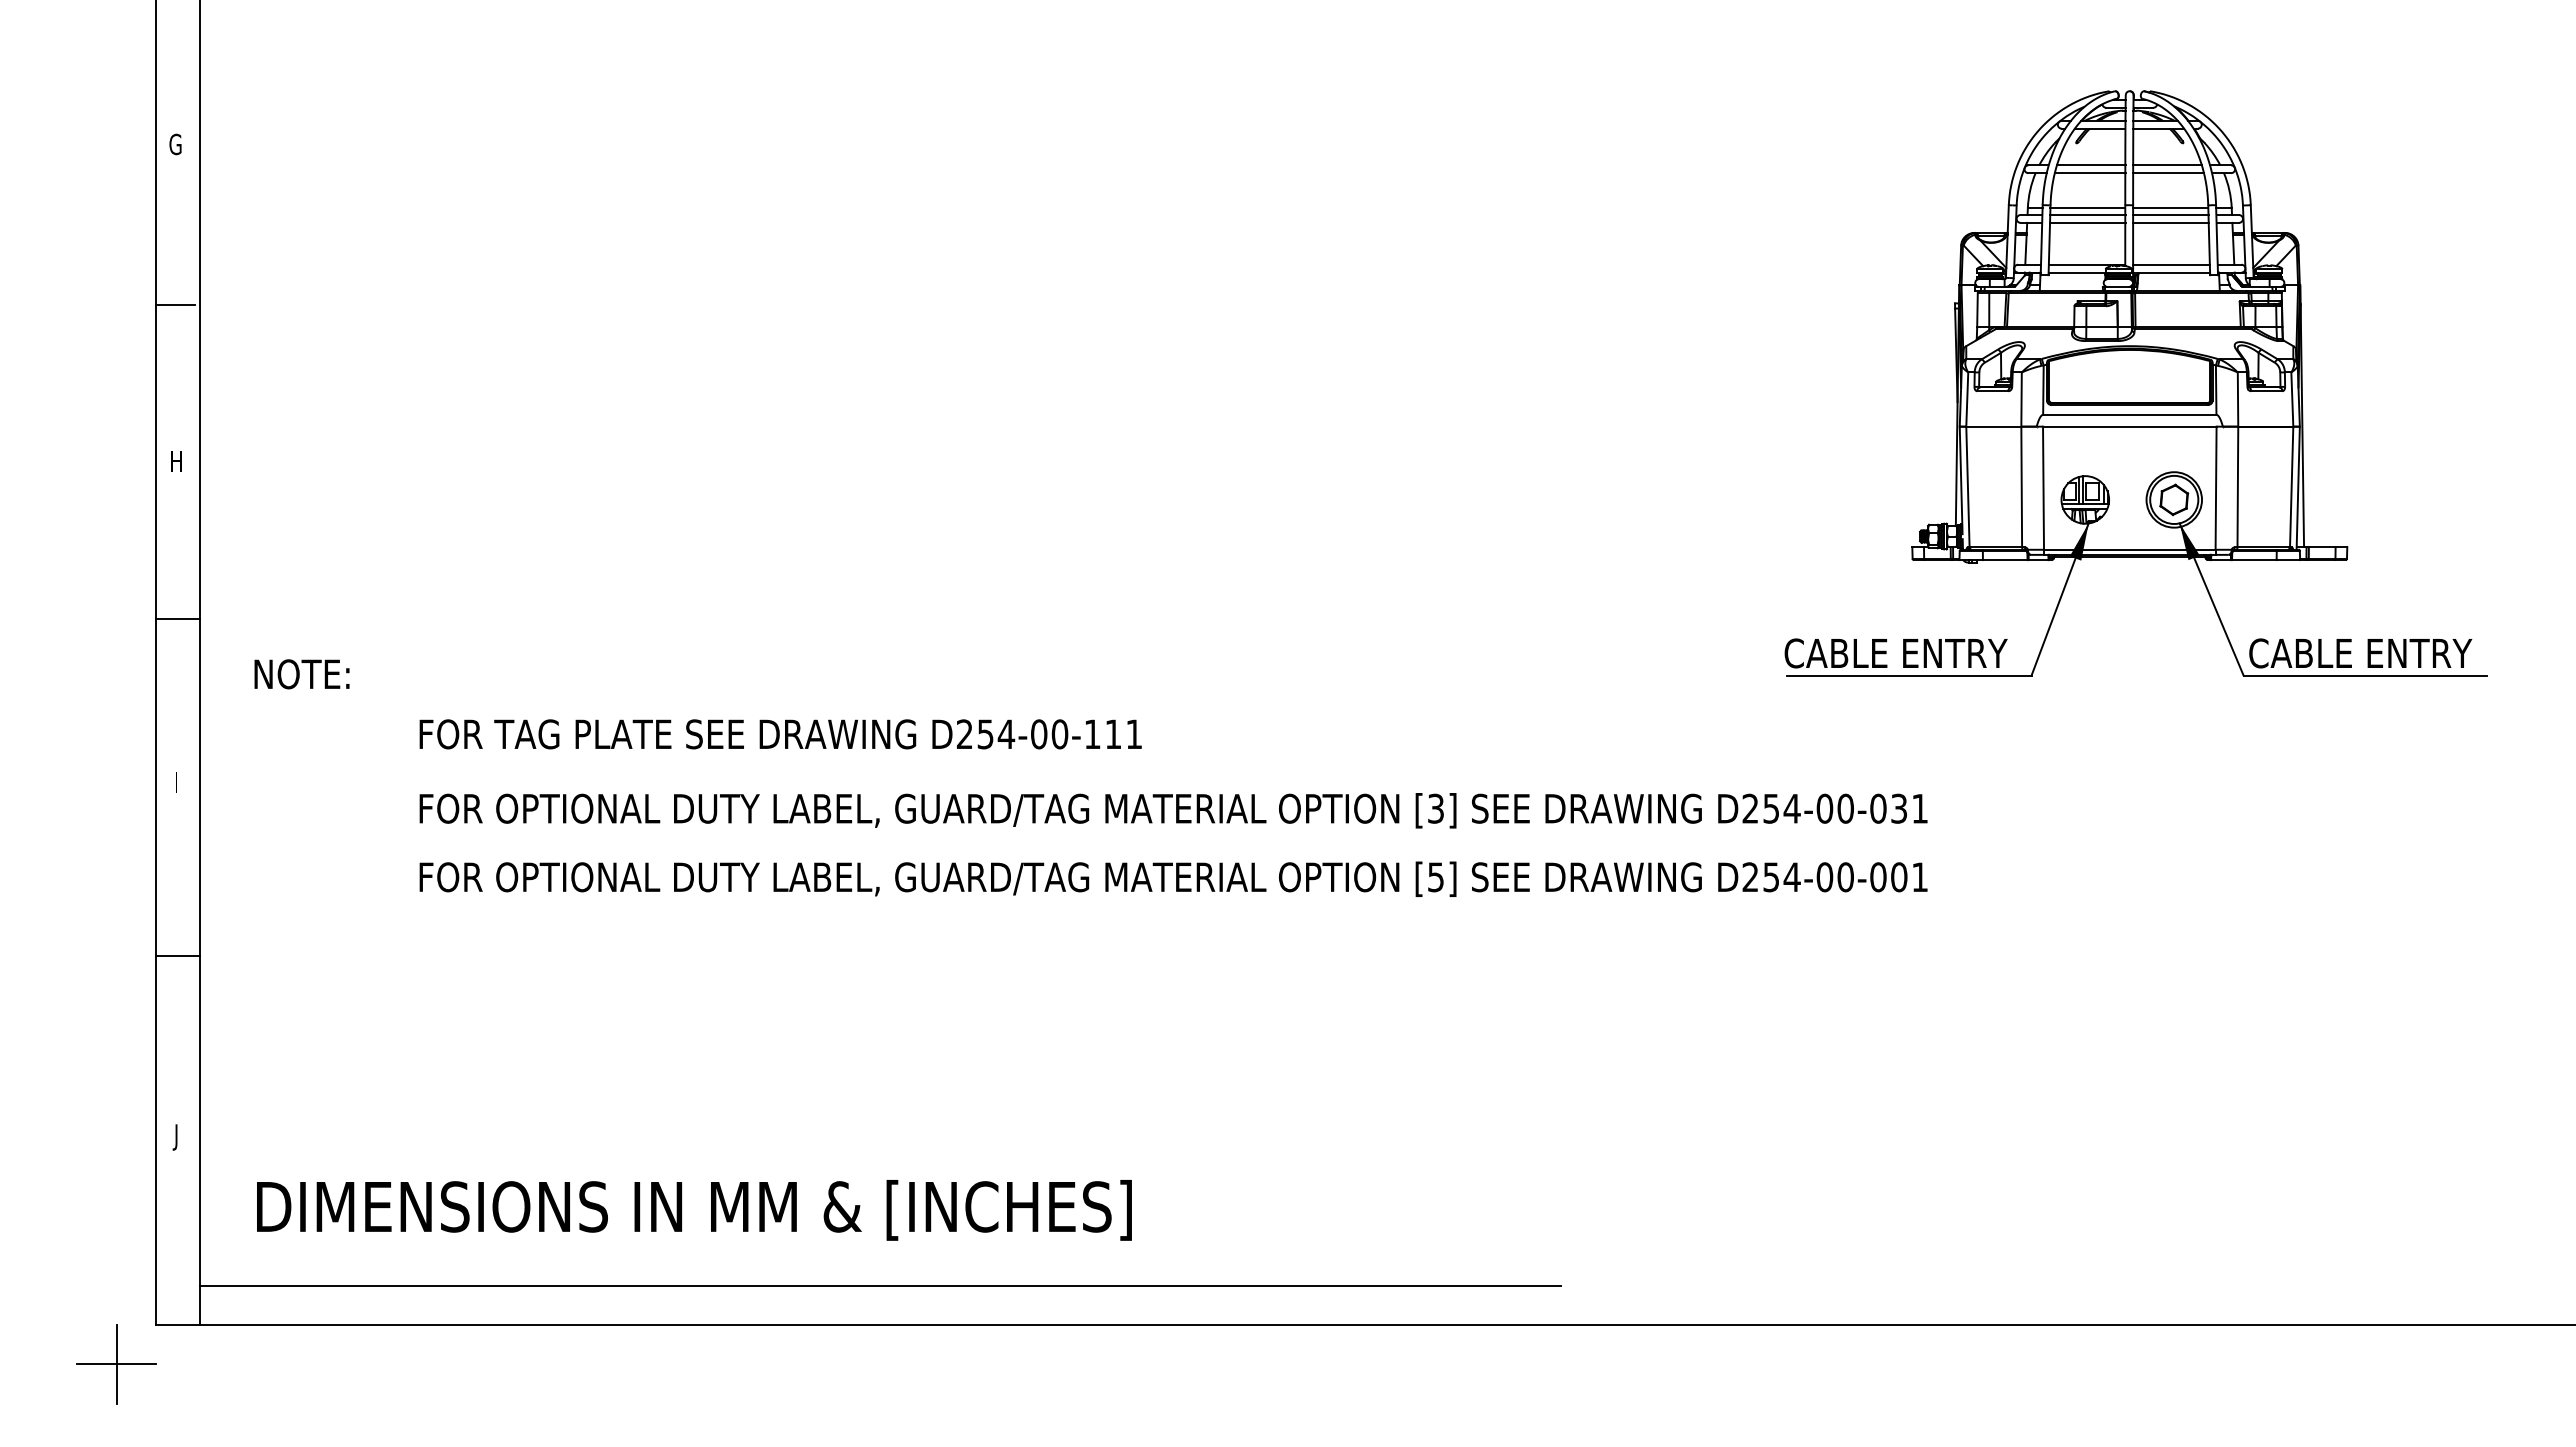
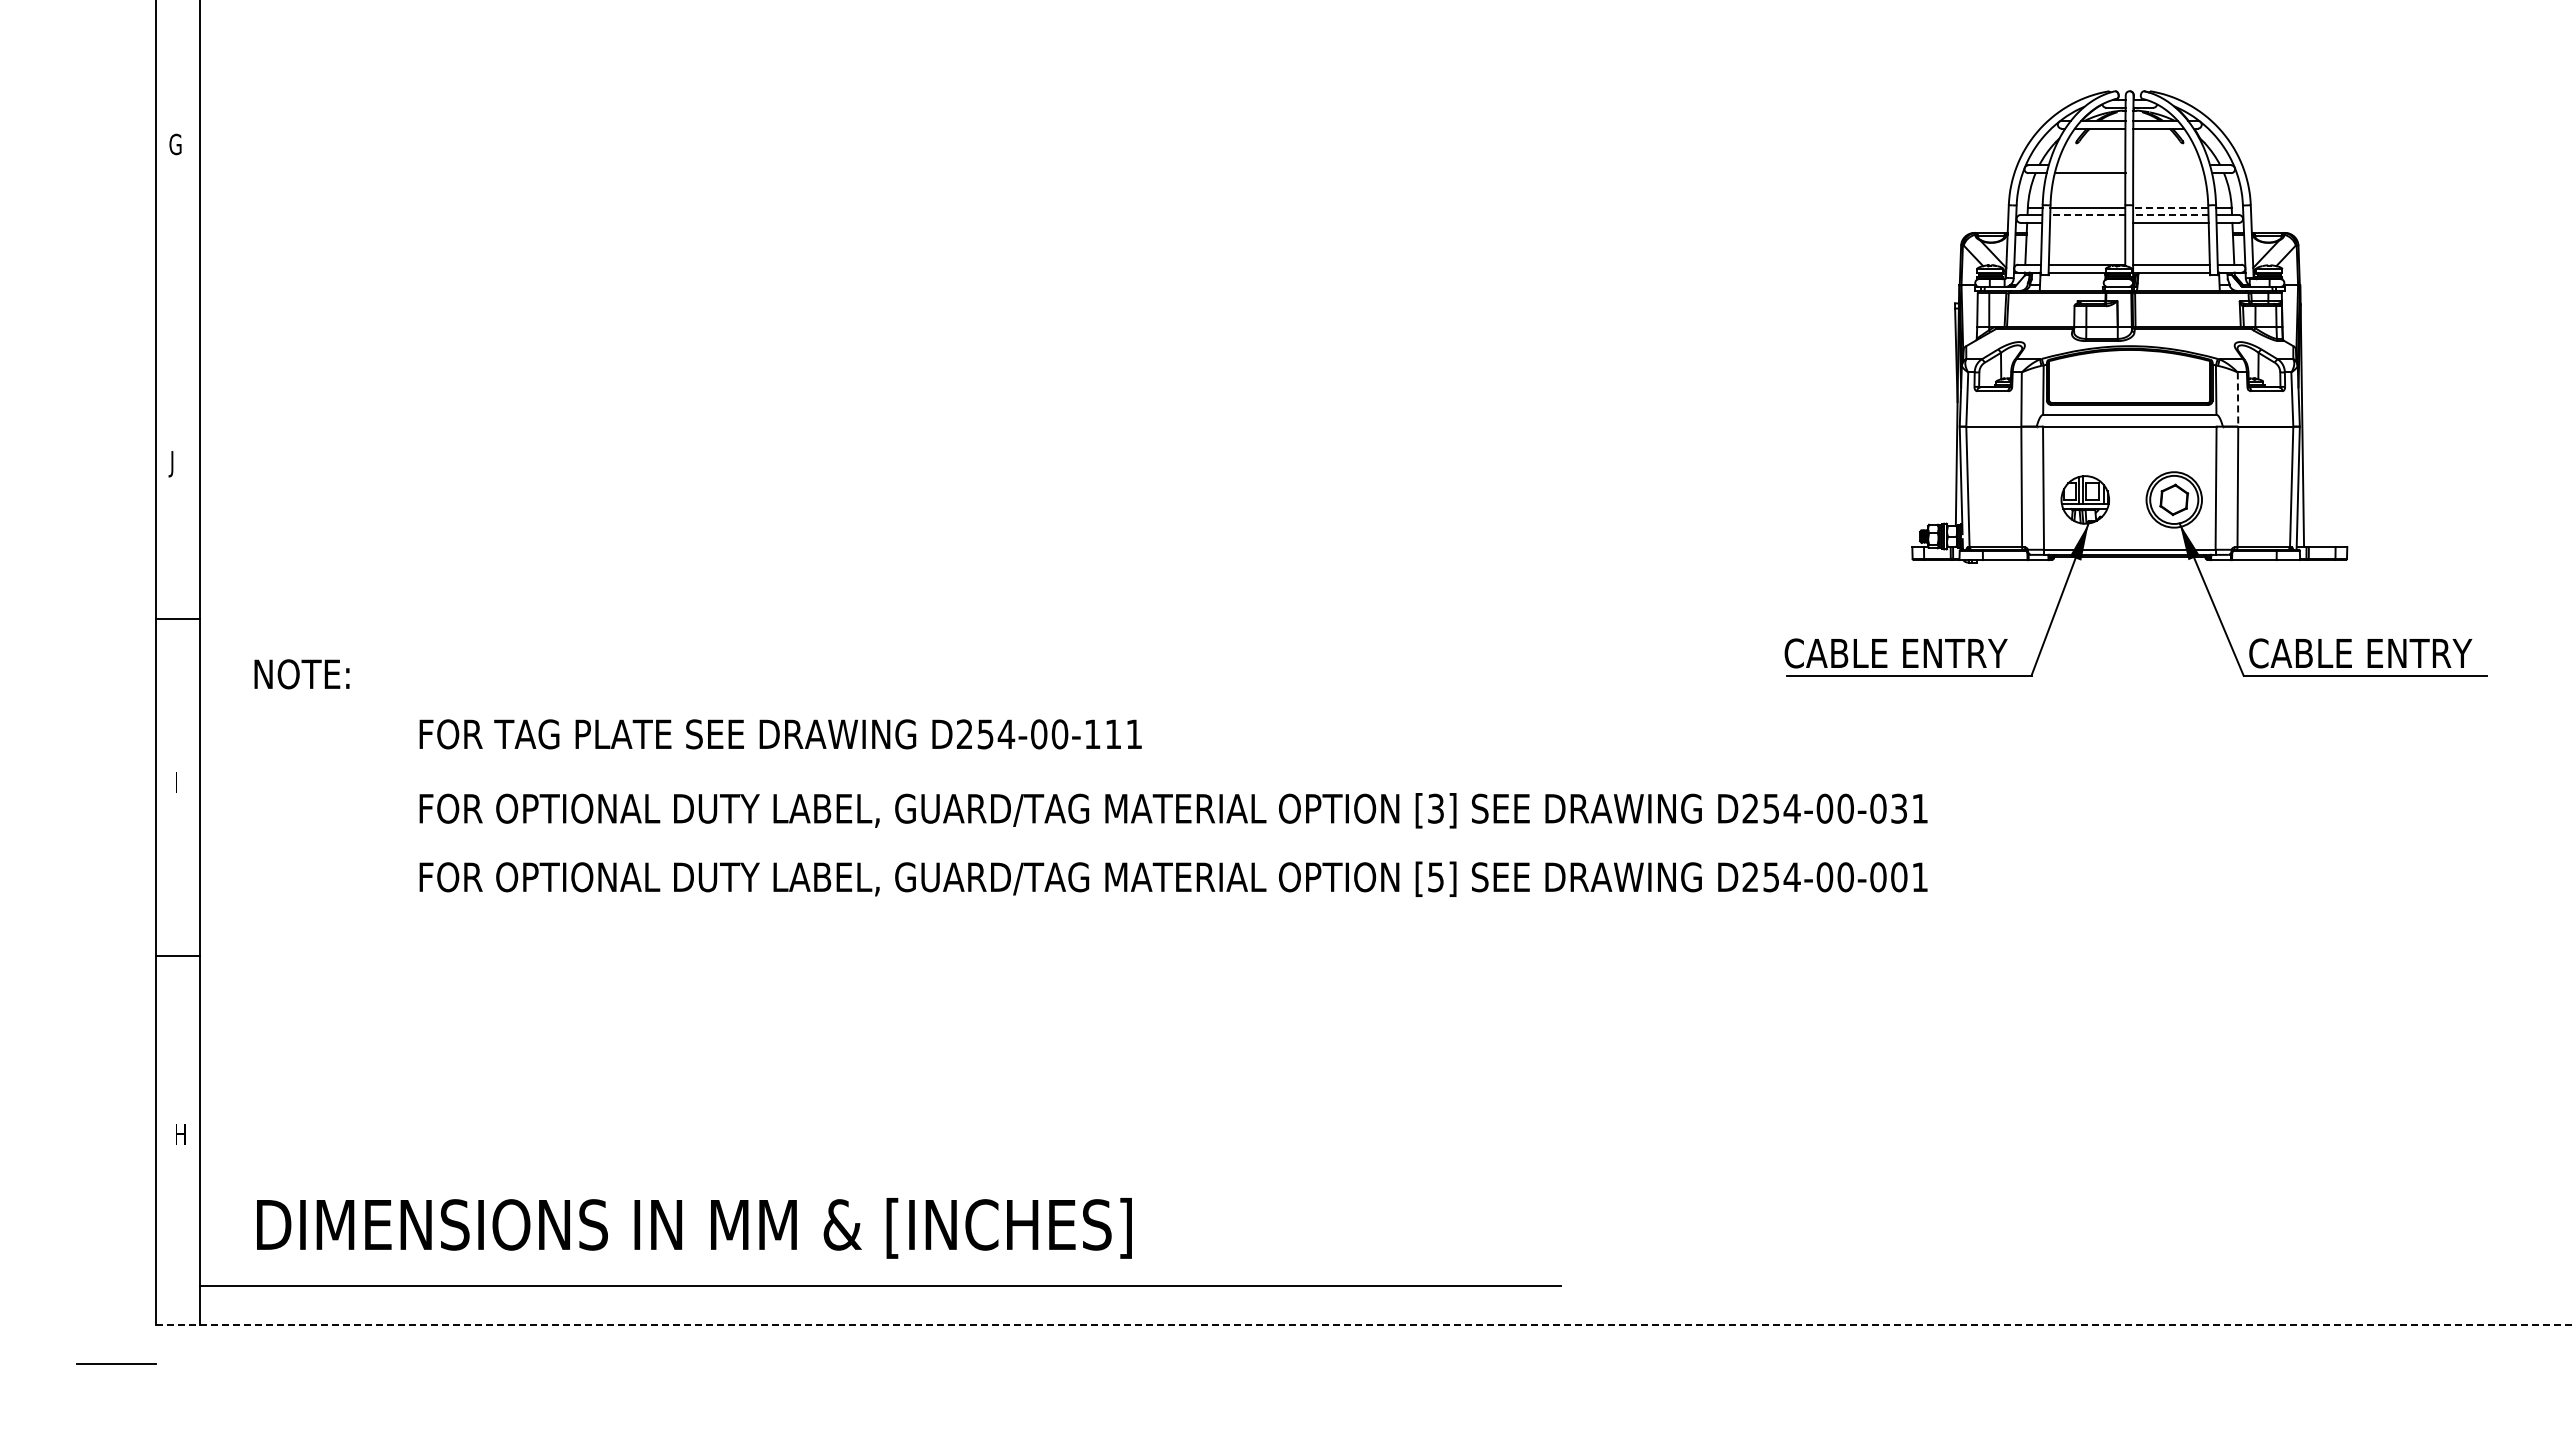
line: present -> none (2090, 165)
line: present -> none (2167, 165)
line: present -> none (2168, 173)
line: solid -> dashed (2170, 207)
line: solid -> dashed (2087, 215)
line: solid -> dashed (2170, 215)
line: present -> none (2087, 222)
line: present -> none (175, 304)
line: solid -> dashed (2238, 400)
text: H -> J (174, 464)
text: J -> H (178, 1137)
text position: (694, 1210) -> (694, 1228) (694, 1228)
line: solid -> dashed (1365, 1325)
line: present -> none (116, 1364)
